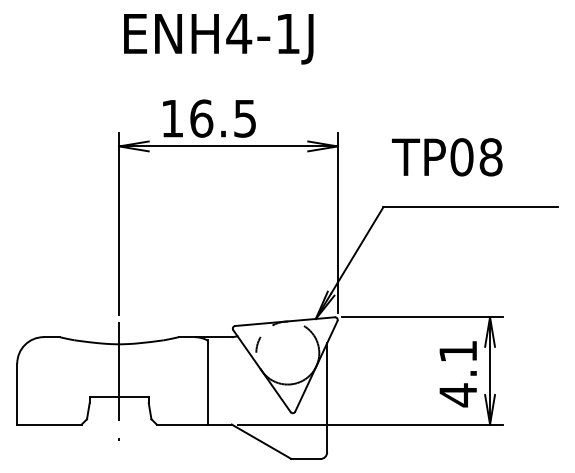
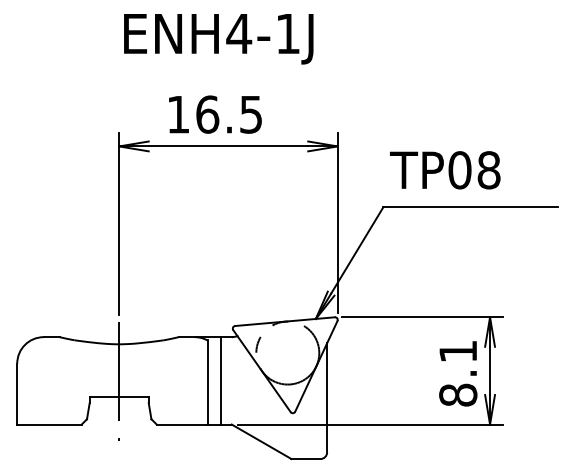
text position: (209, 118) -> (215, 114) (215, 114)
text position: (447, 157) -> (445, 170) (445, 170)
line: none -> present (221, 380)
text: 4.1 -> 8.1 (458, 395)
